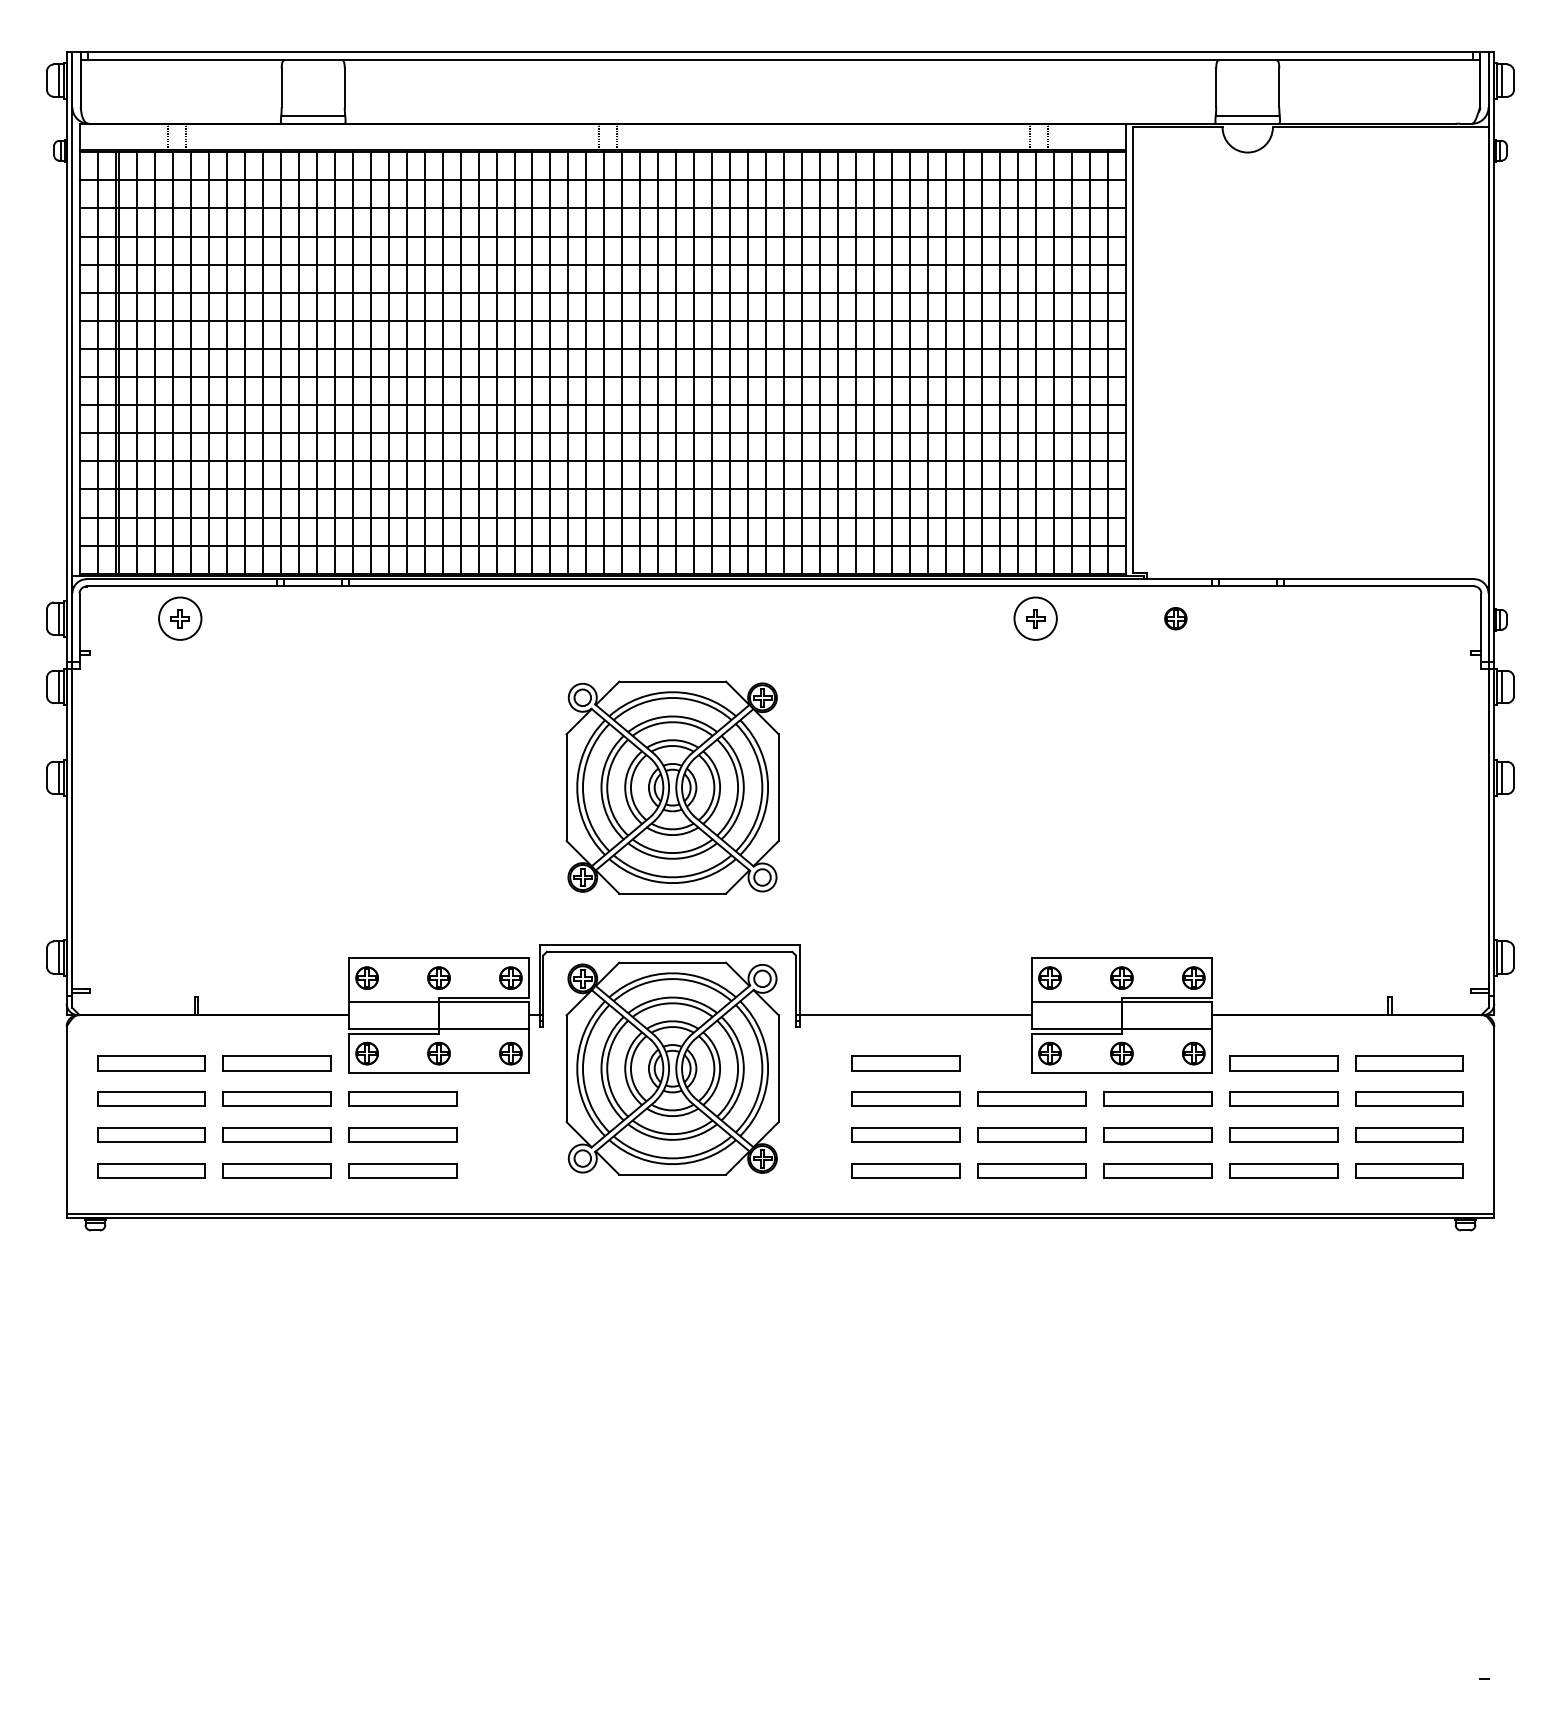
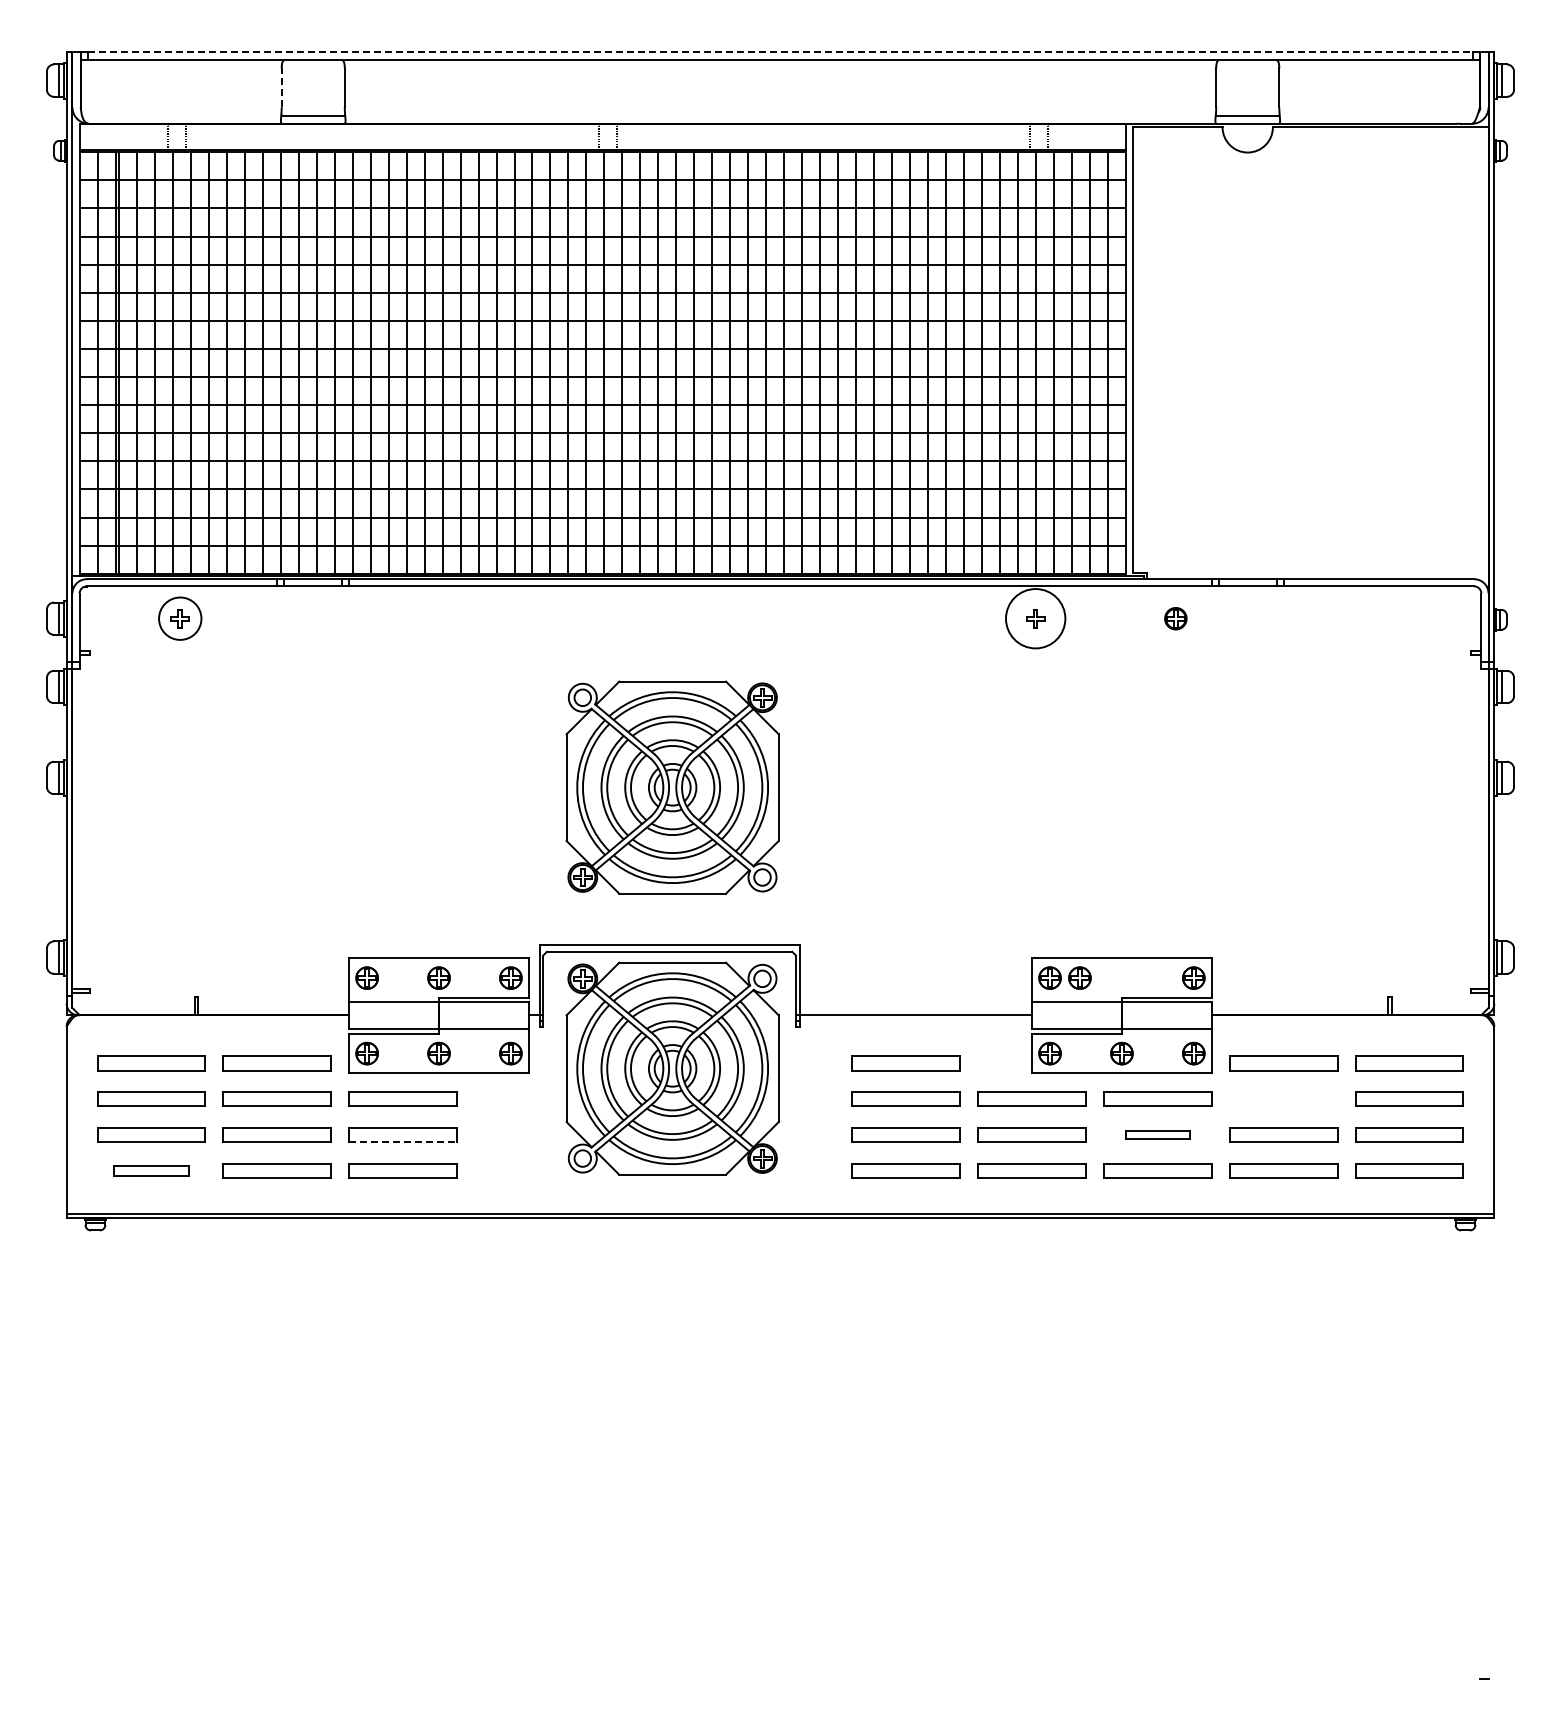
line: solid -> dashed (780, 51)
line: solid -> dashed (281, 87)
circle diameter: 42 px -> 59 px (1035, 618)
part position: (1121, 977) -> (1079, 977) (1079, 977)
part: present -> none (1283, 1098)
part size: 110x16 px -> 66x10 px (1157, 1134)
line: solid -> dashed (403, 1142)
part size: 109x16 px -> 77x12 px (151, 1170)
